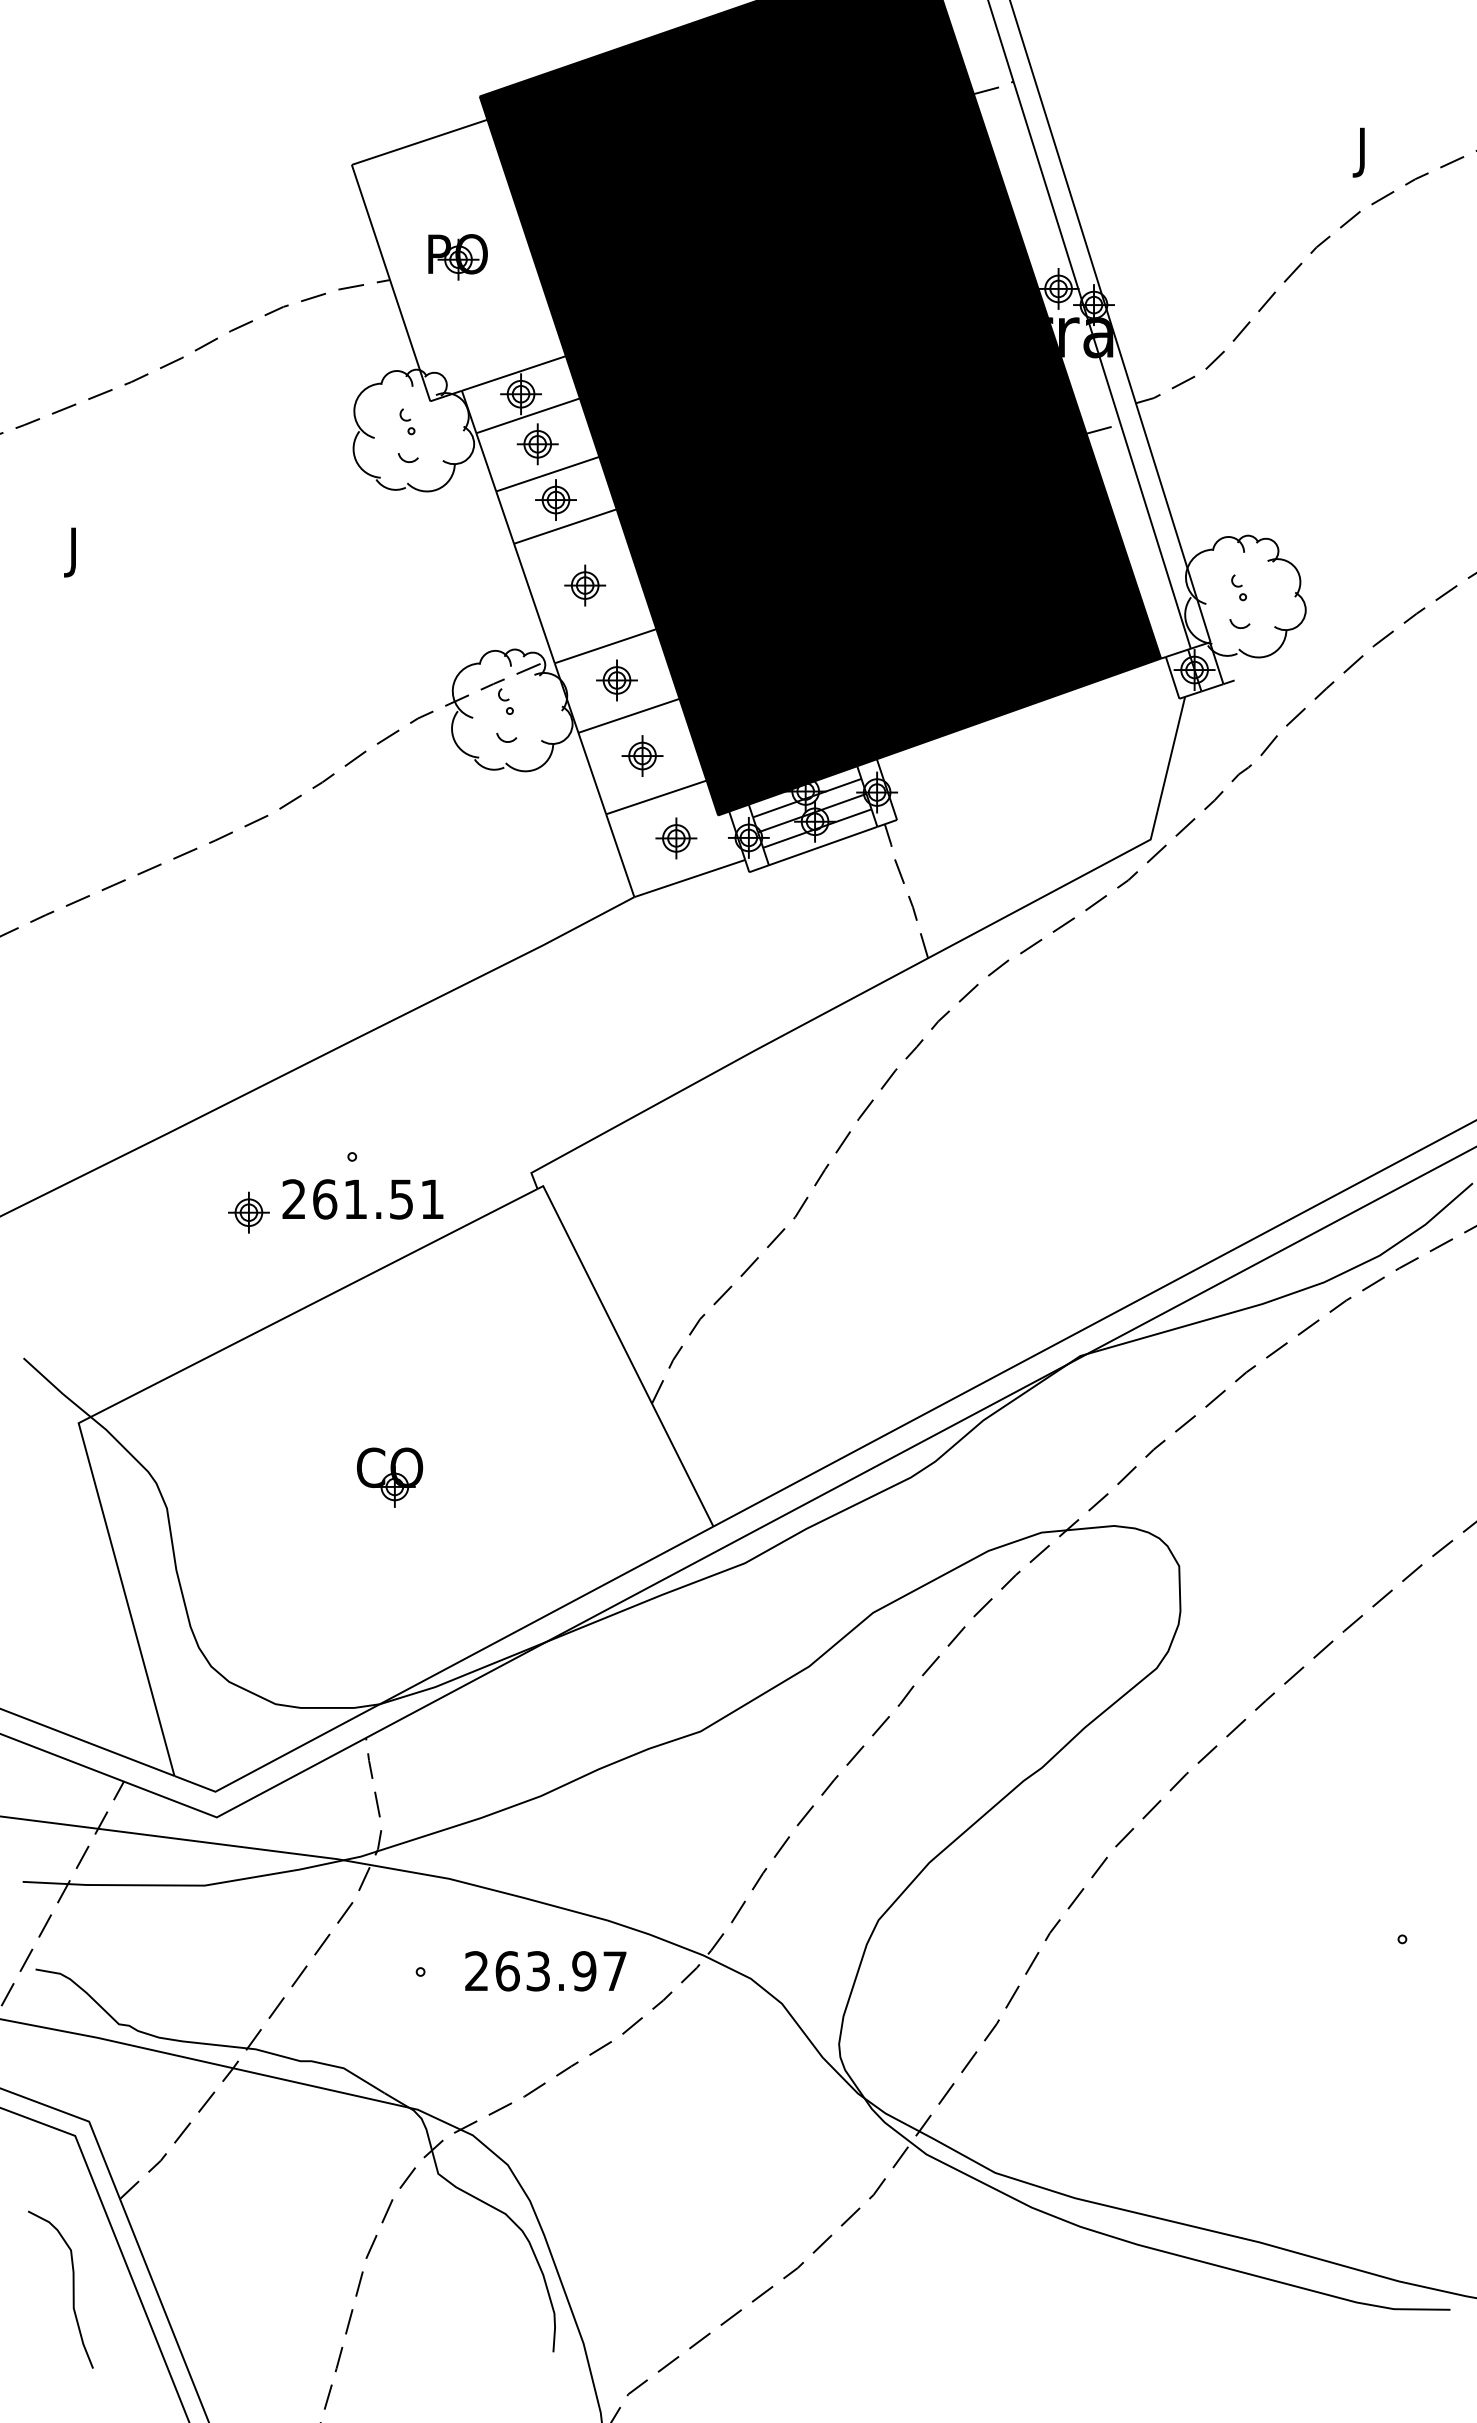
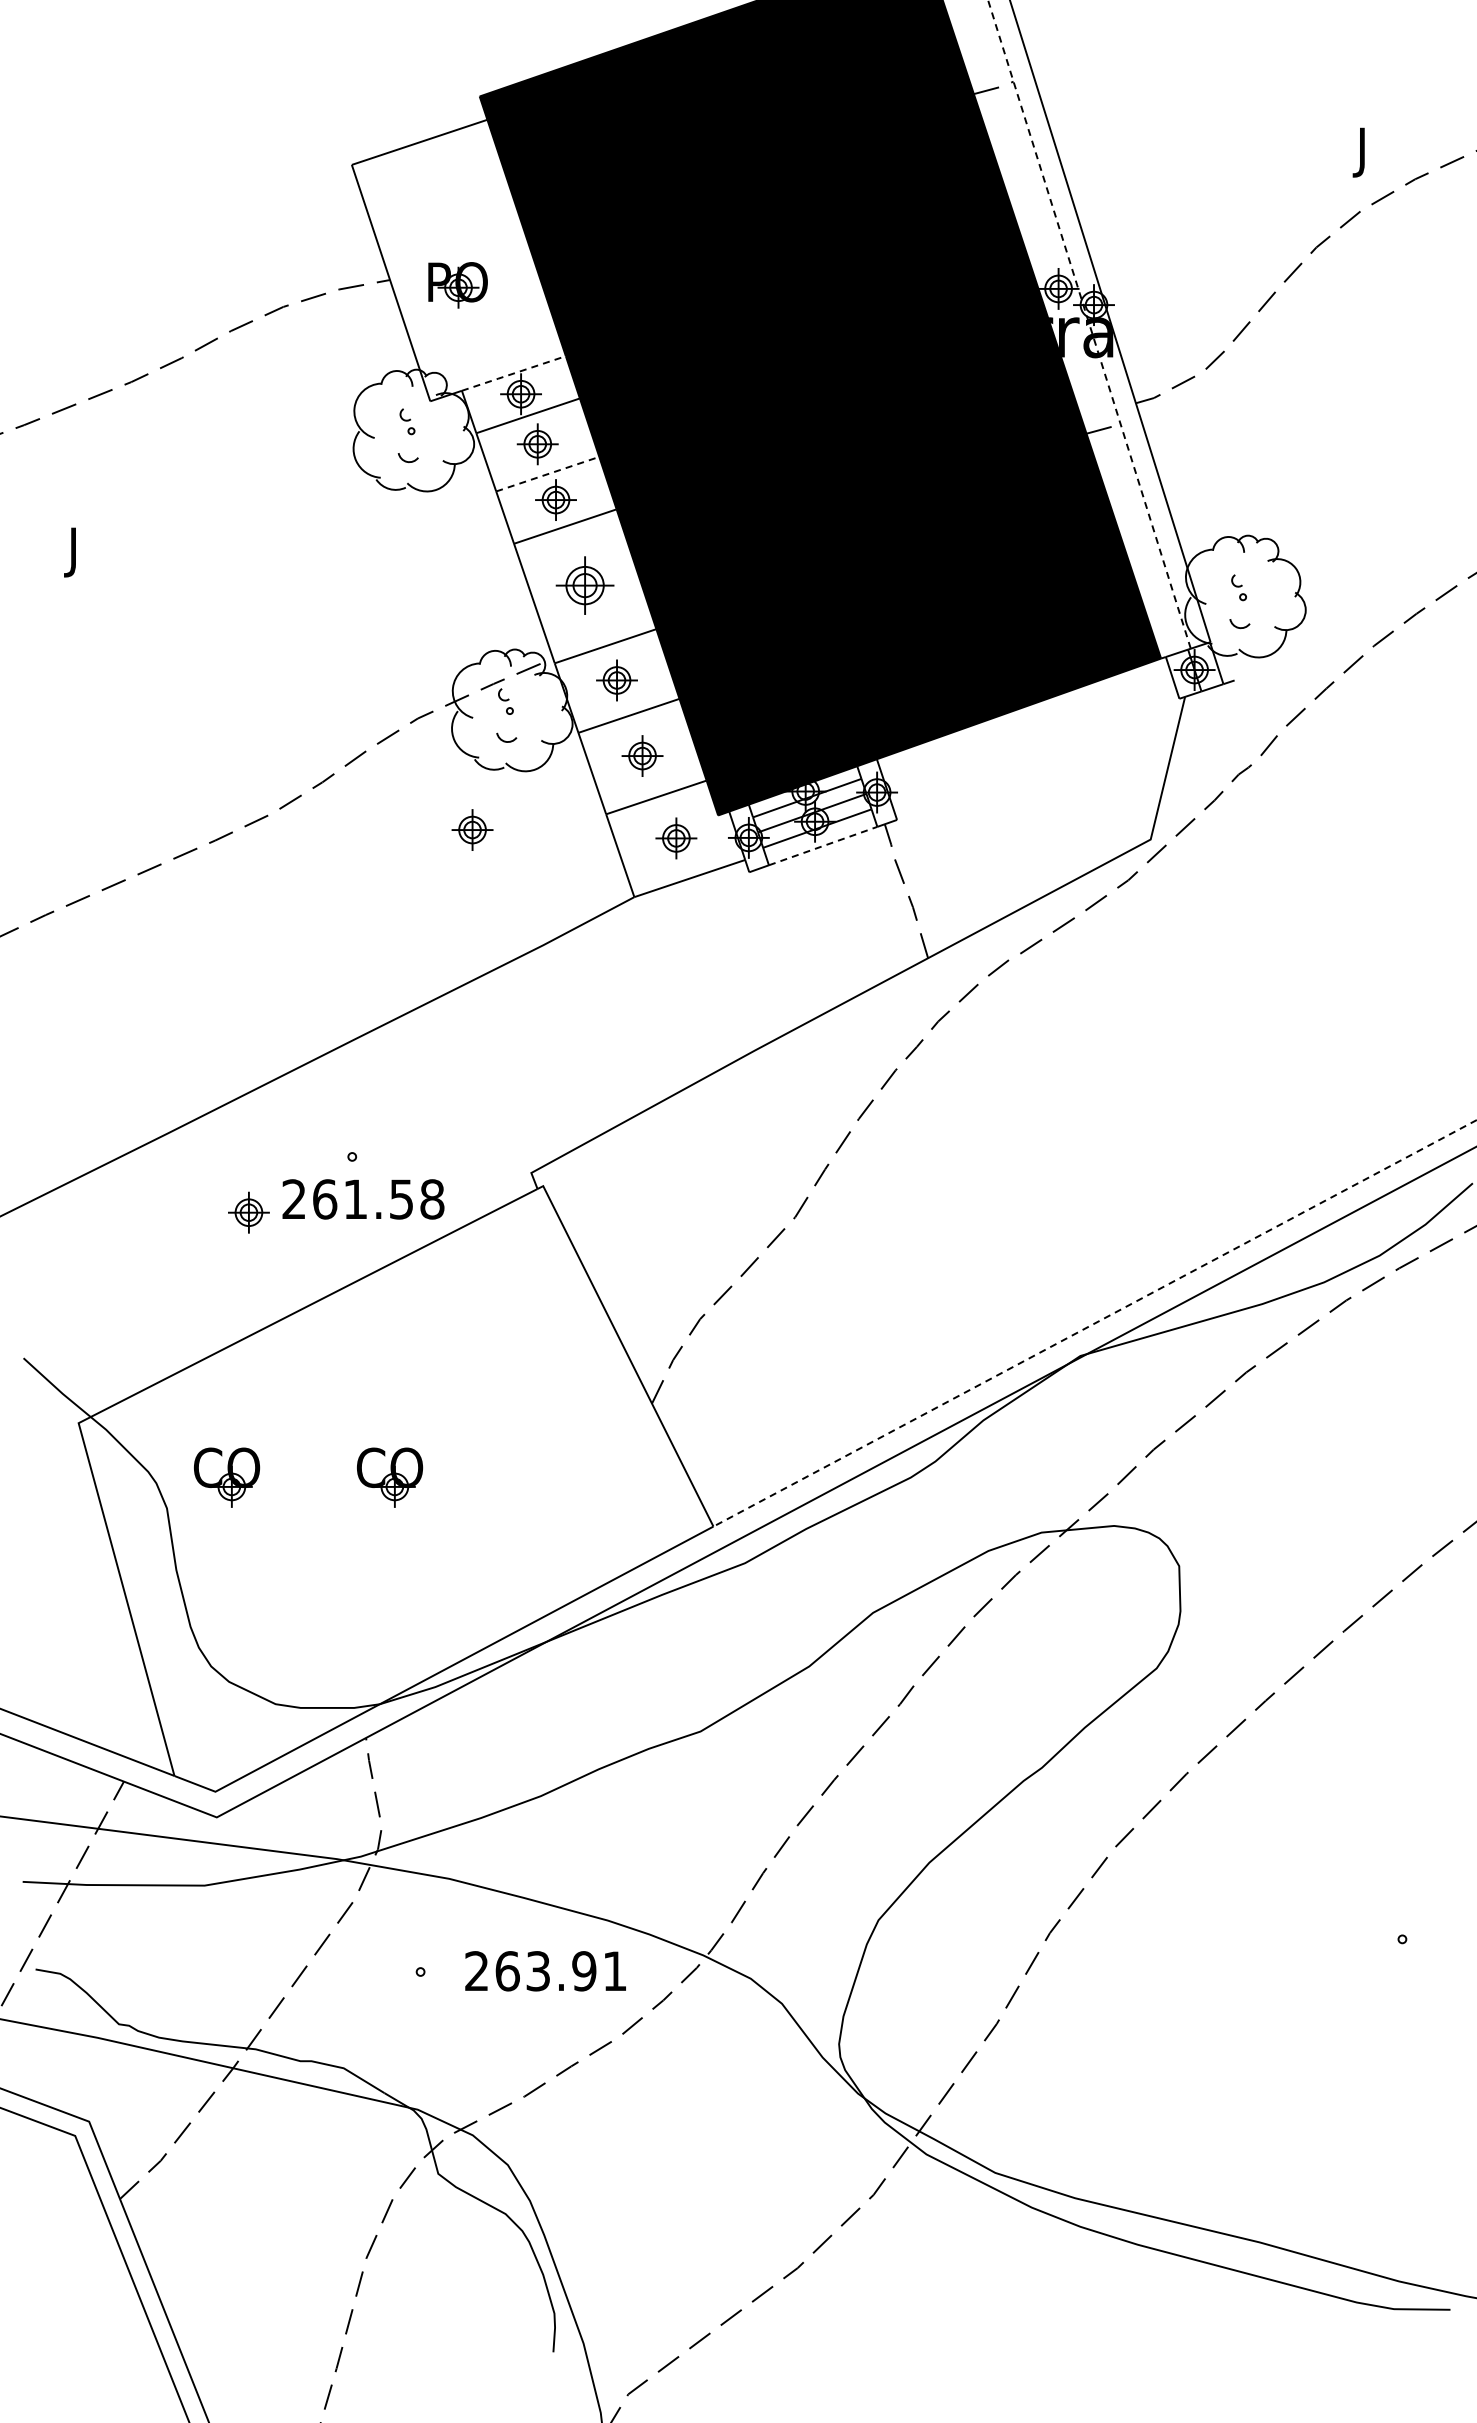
part position: (457, 257) -> (457, 285) (457, 285)
line: solid -> dashed (1089, 324)
line: solid -> dashed (513, 373)
line: solid -> dashed (548, 474)
part size: 43x43 px -> 60x59 px (584, 585)
part: none -> present (472, 829)
line: solid -> dashed (823, 846)
text: 261.51 -> 261.58 (432, 1199)
line: solid -> dashed (1094, 1323)
part: none -> present (227, 1477)
text: 263.97 -> 263.91 (614, 1970)
curve: present -> none (72, 2289)
